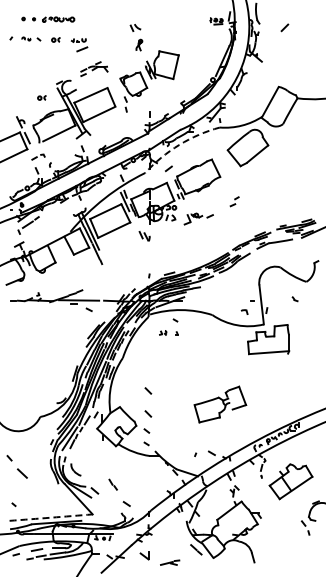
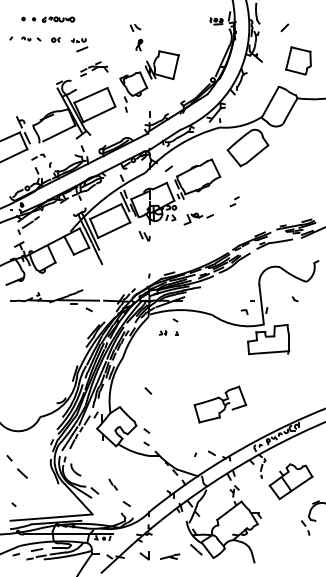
part: none -> present (298, 60)
part: present -> none (41, 97)
arc: dashed -> solid (179, 145)
line: present -> none (148, 413)
arc: dashed -> solid (51, 517)
part position: (170, 562) -> (170, 556) (170, 556)
